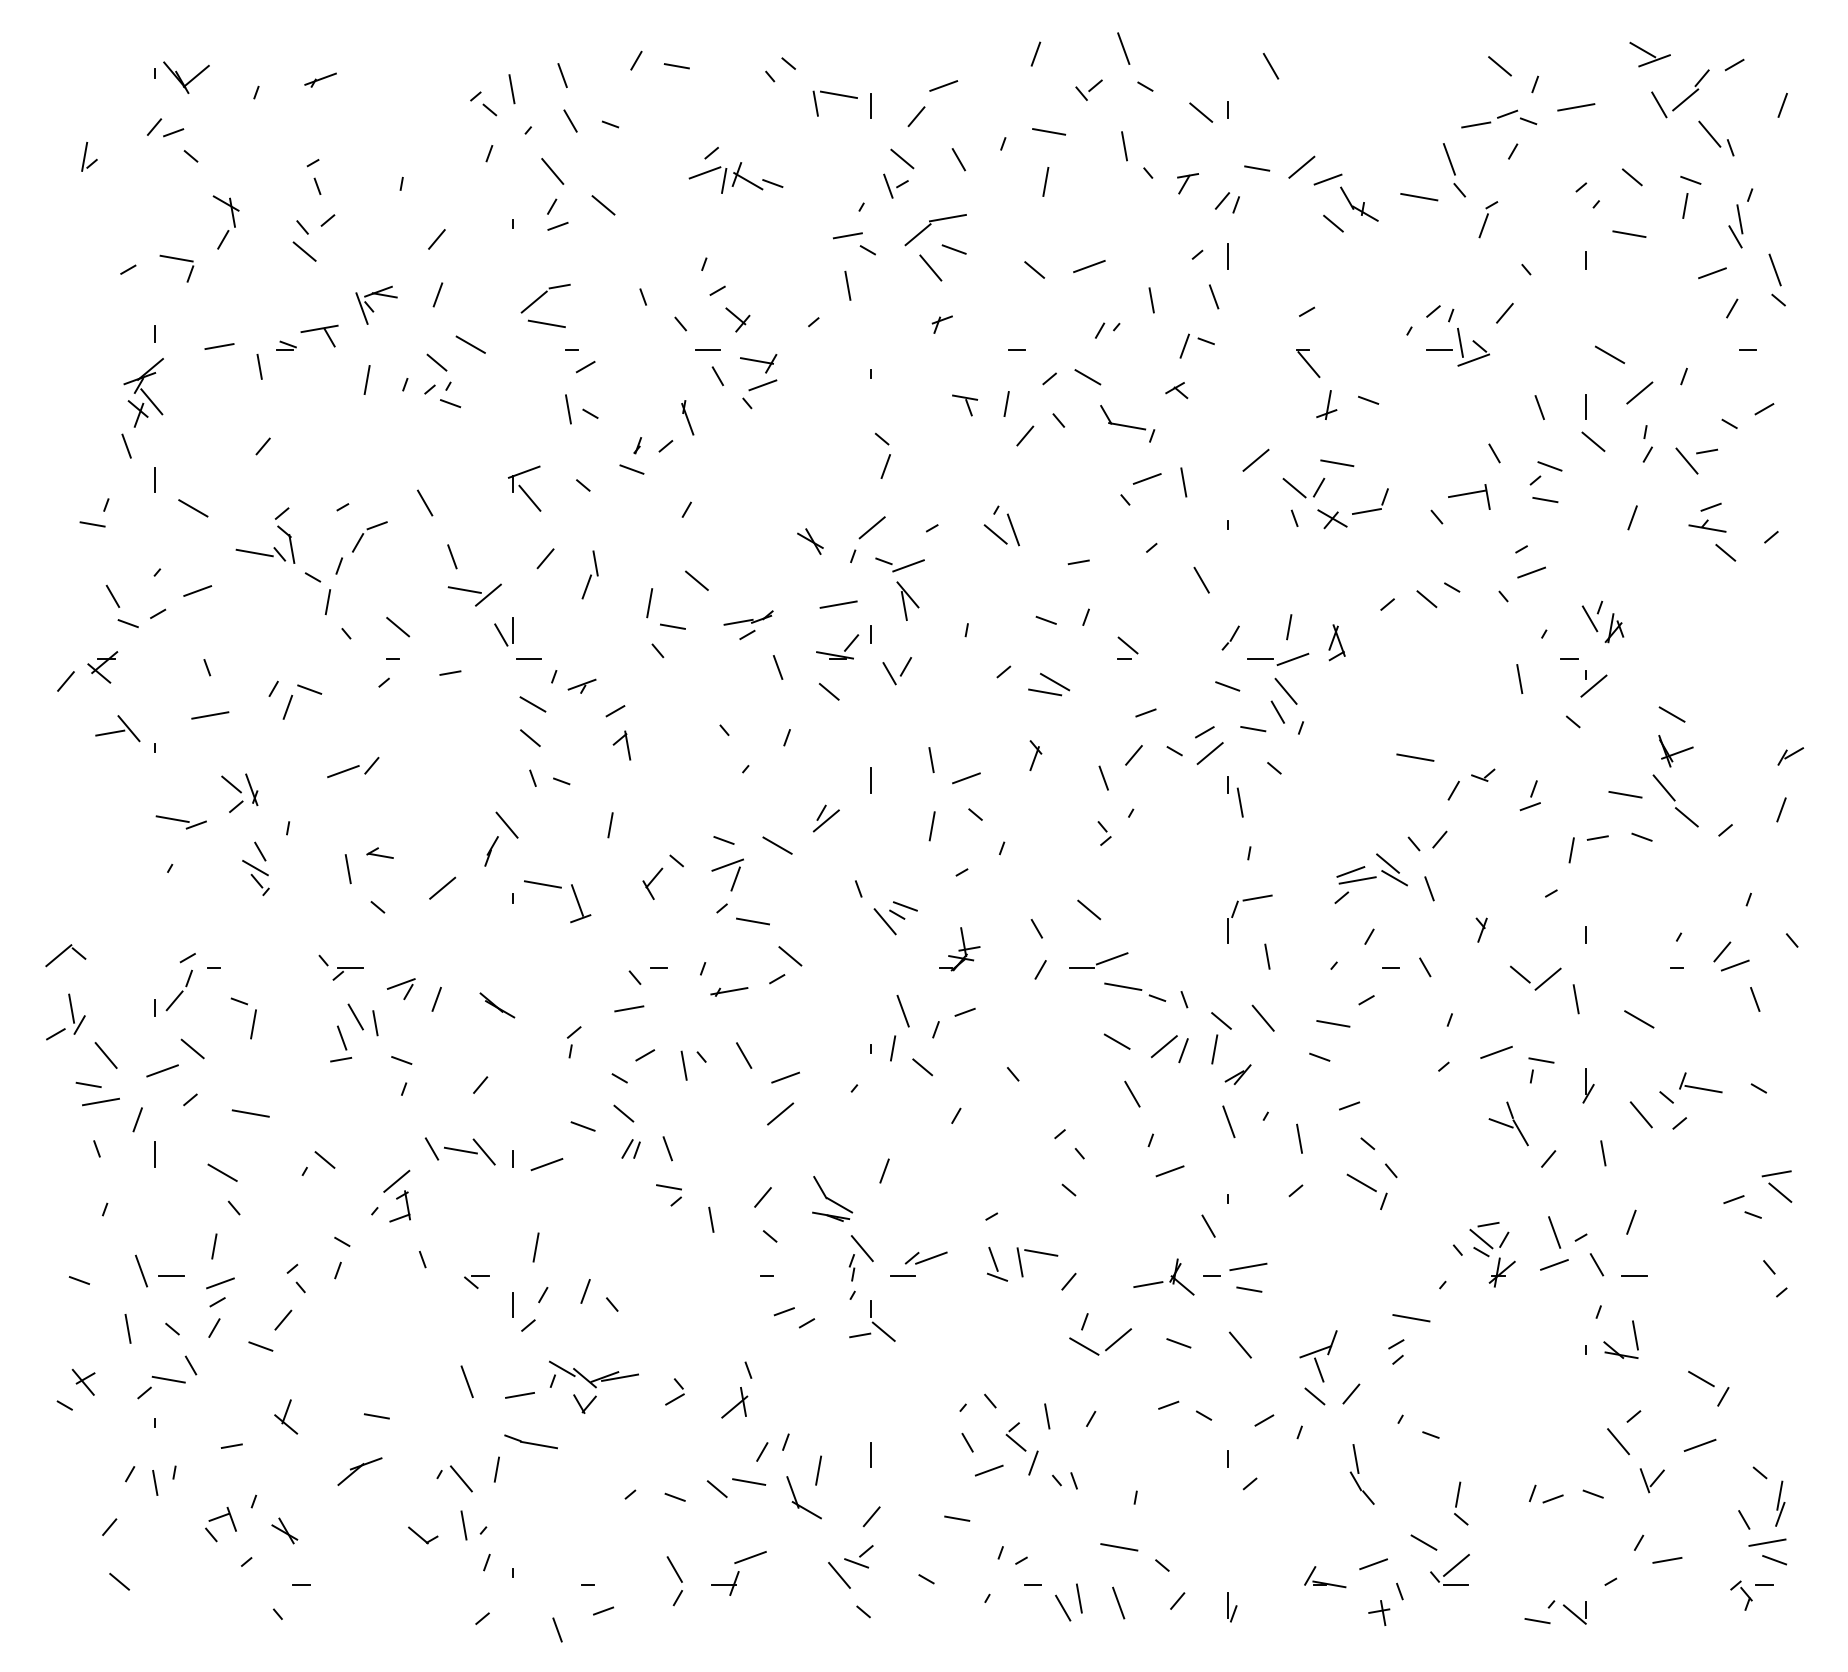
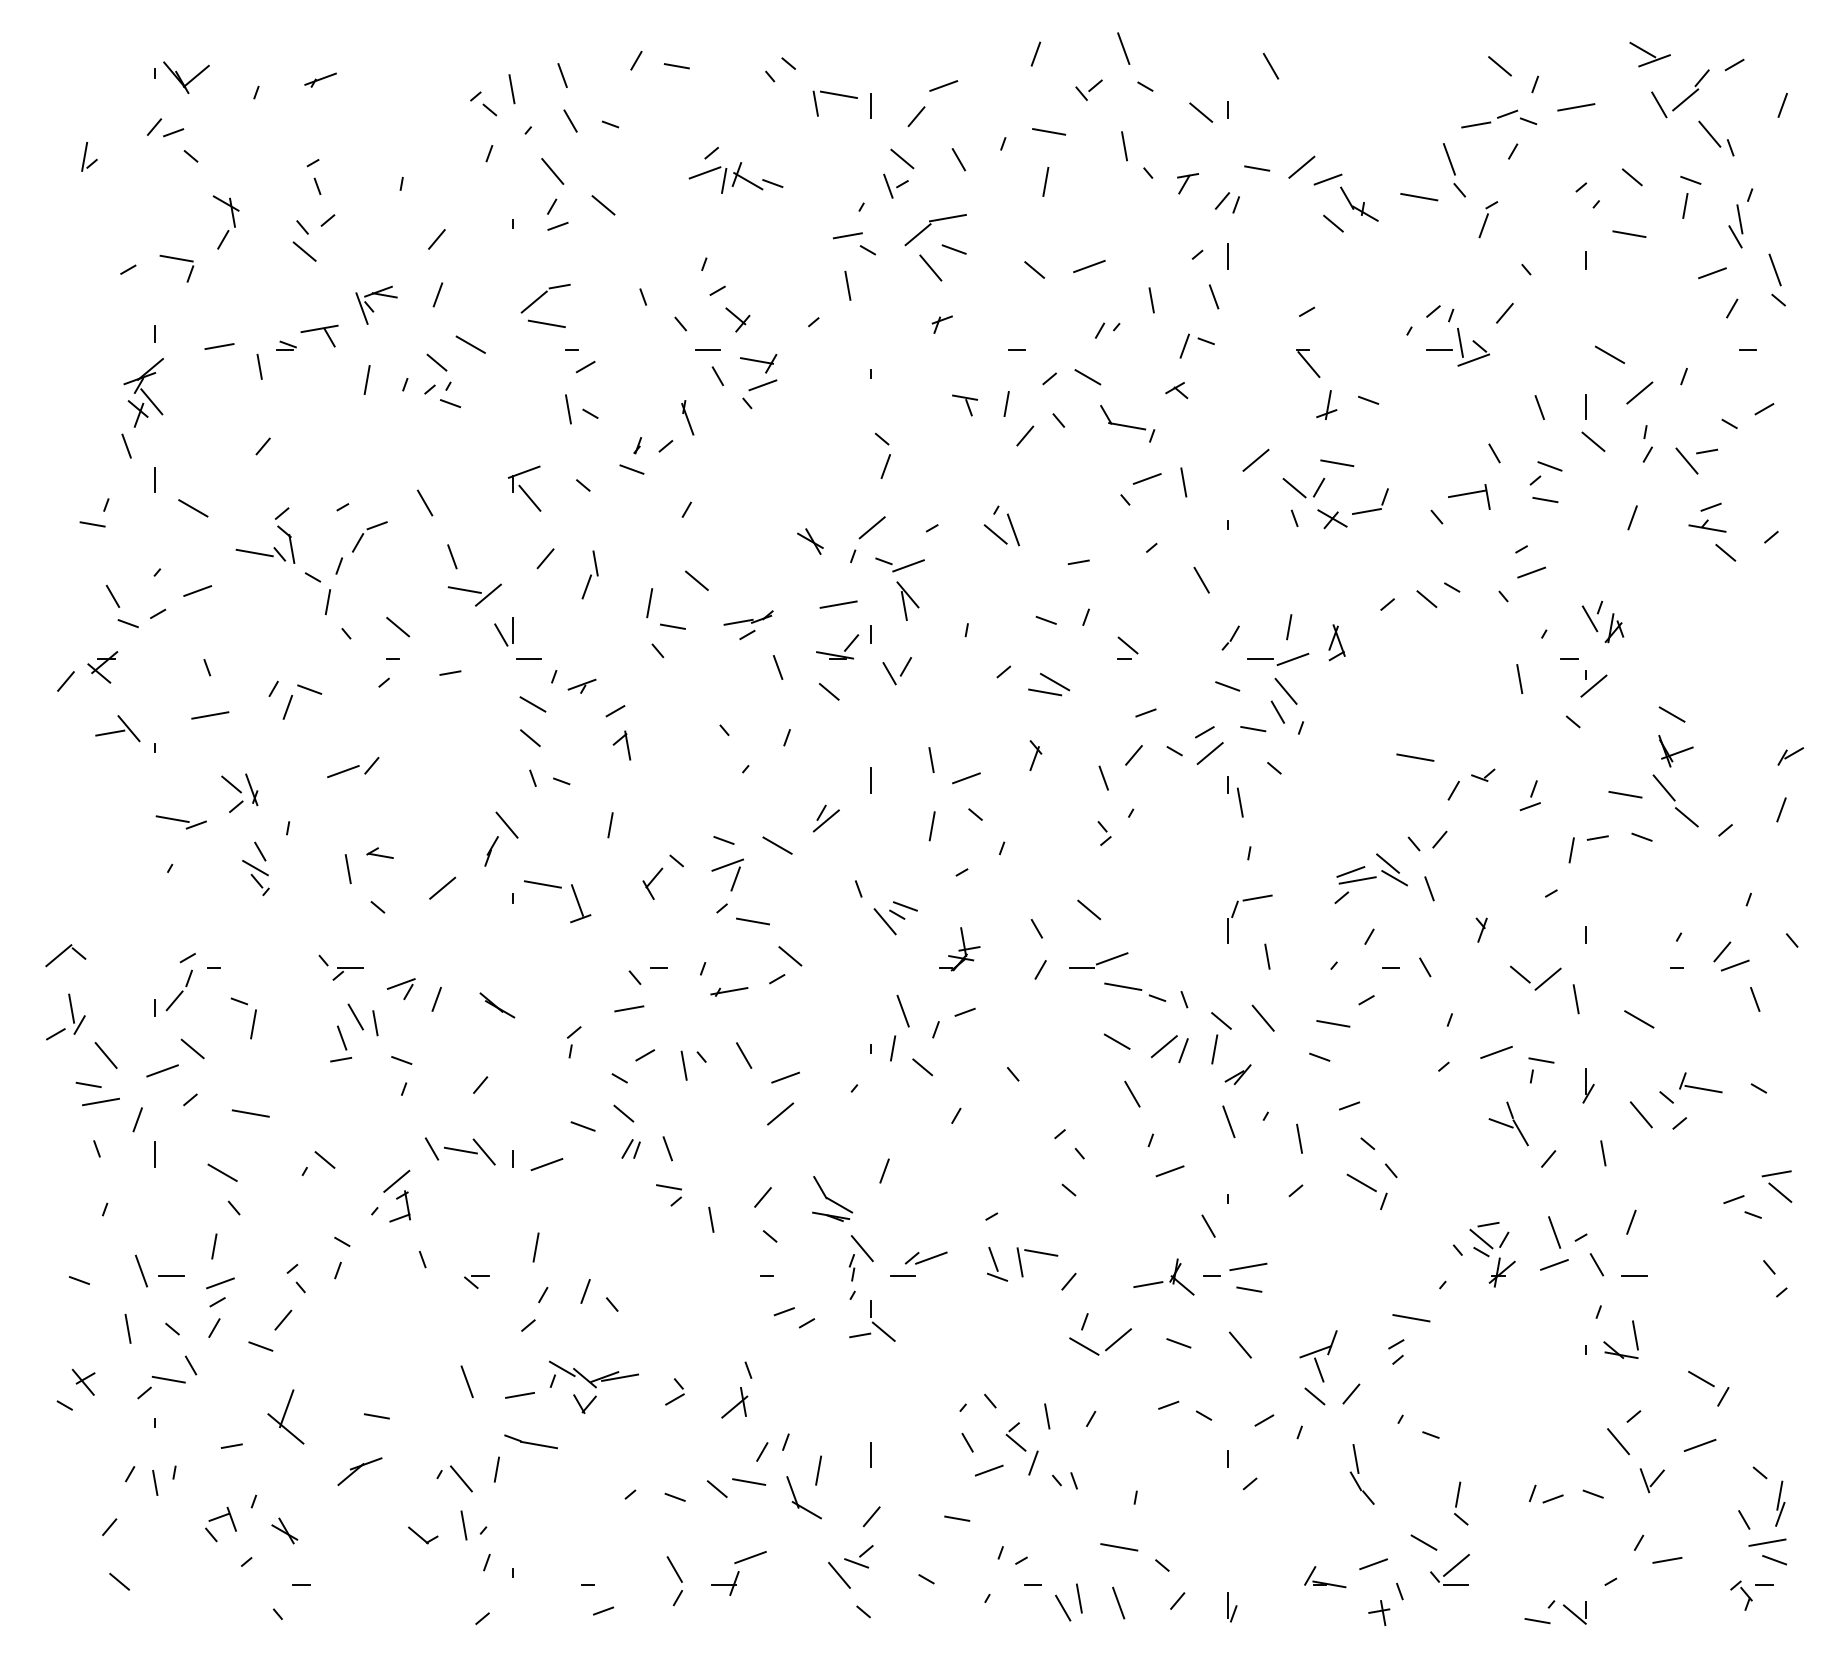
line: present -> none (512, 1304)
part size: 25x36 px -> 38x56 px (285, 1416)
line: present -> none (557, 1629)
